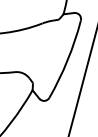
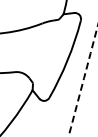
arc: solid -> dashed (83, 81)
